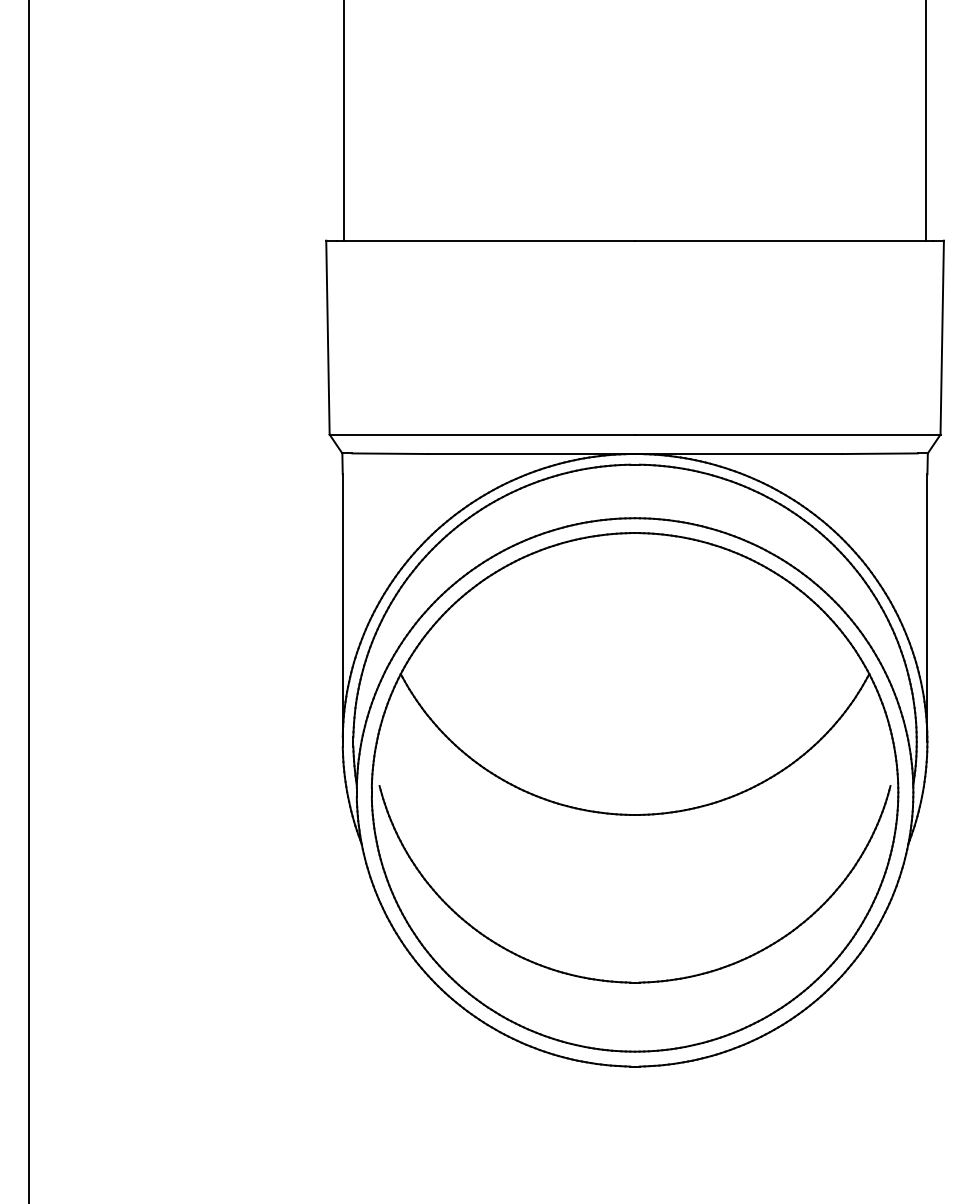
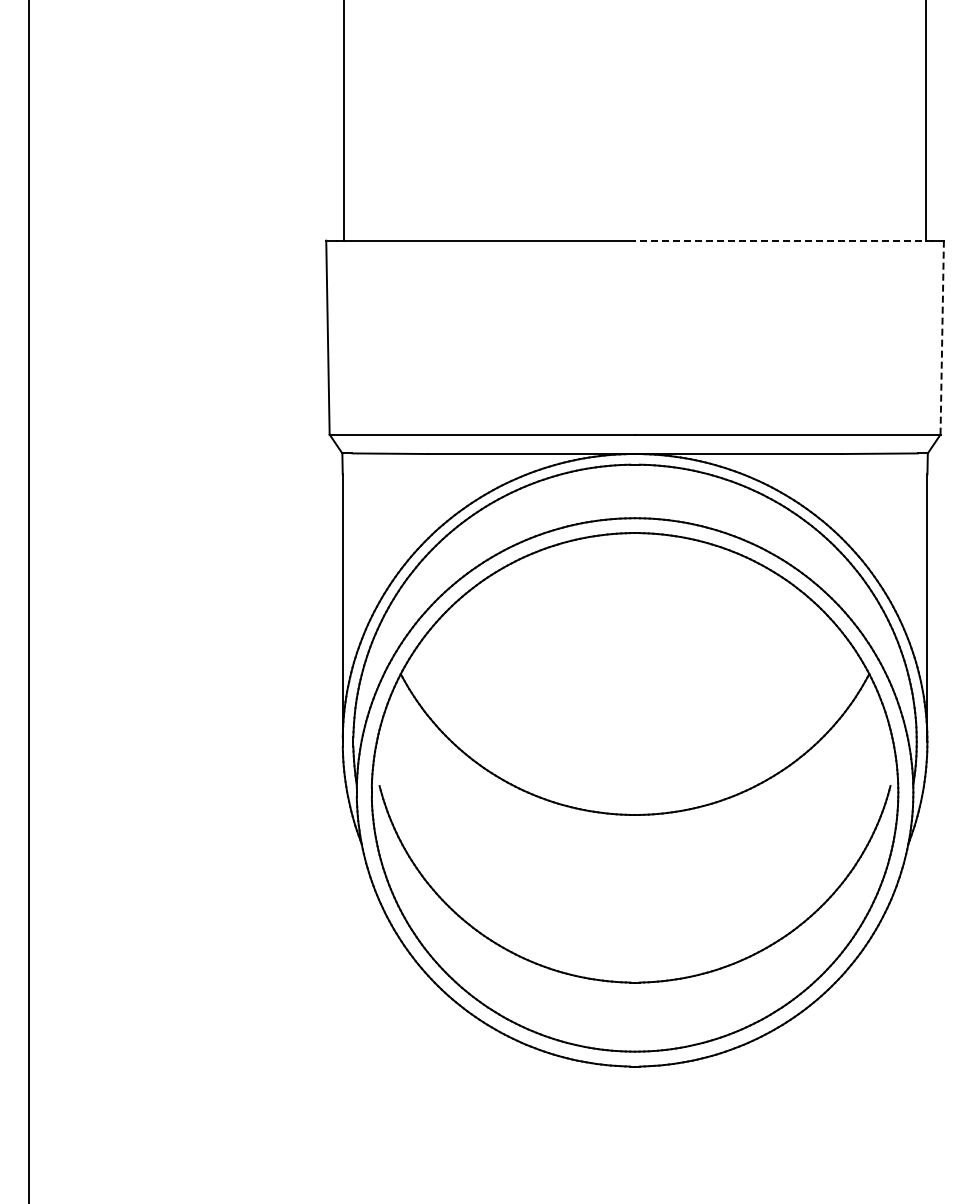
line: solid -> dashed (783, 240)
line: solid -> dashed (942, 337)
